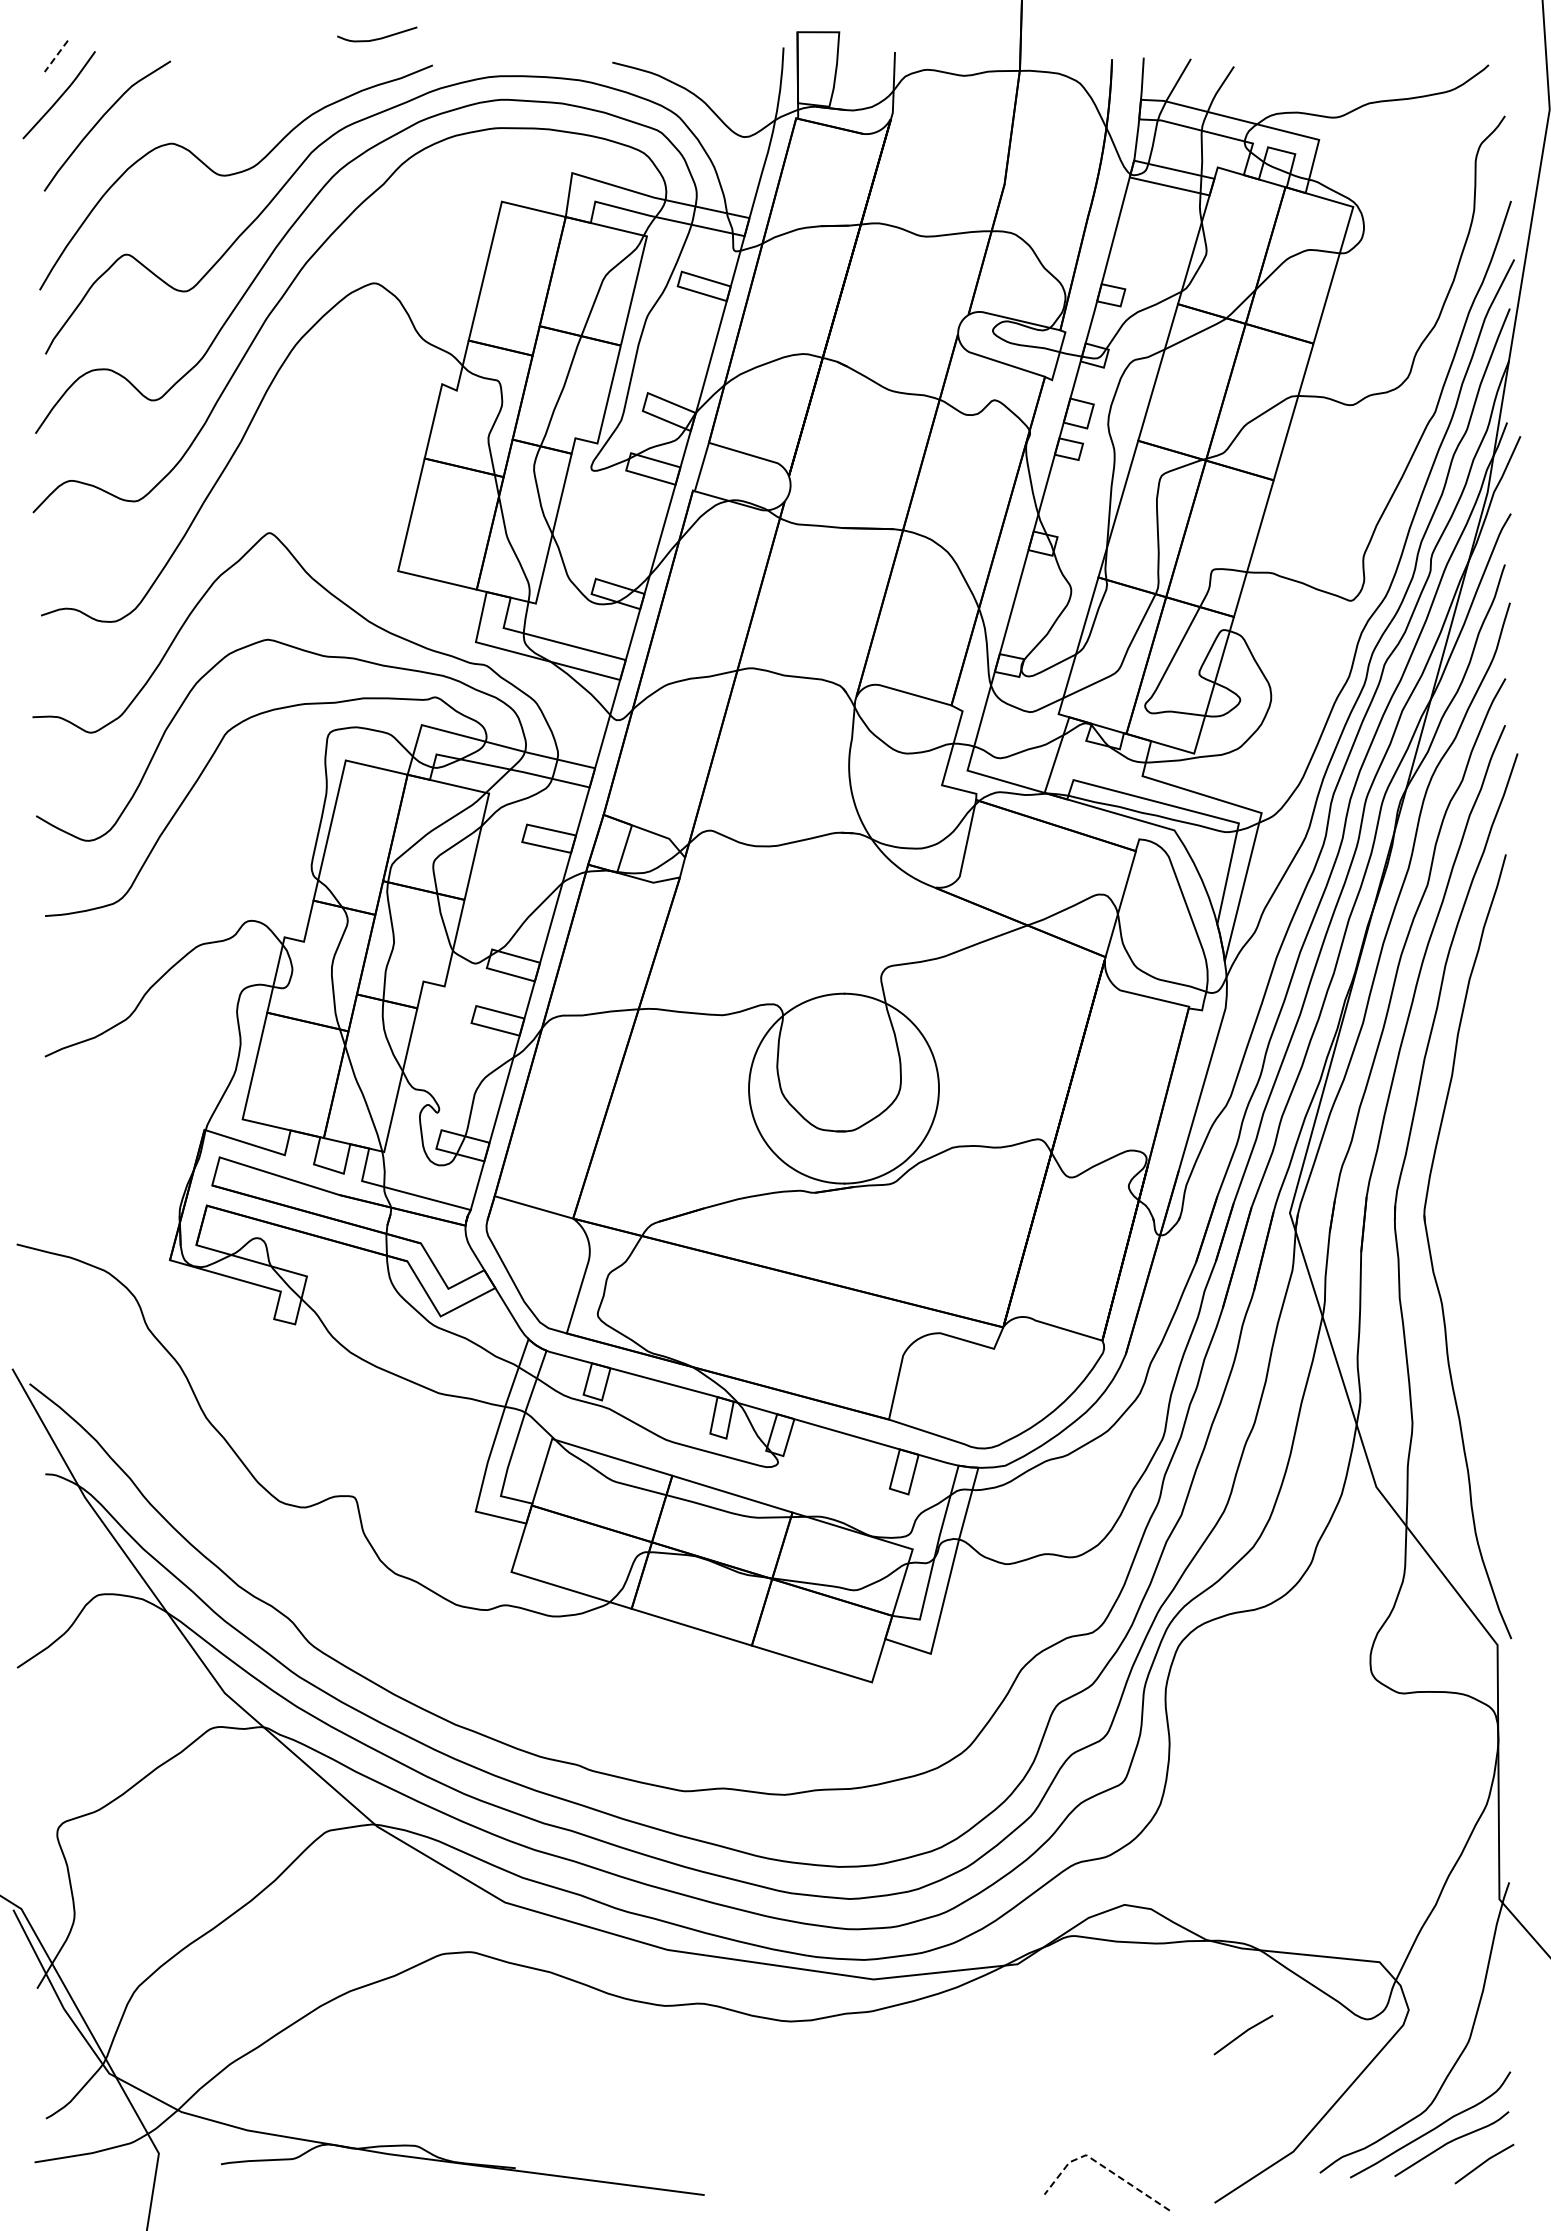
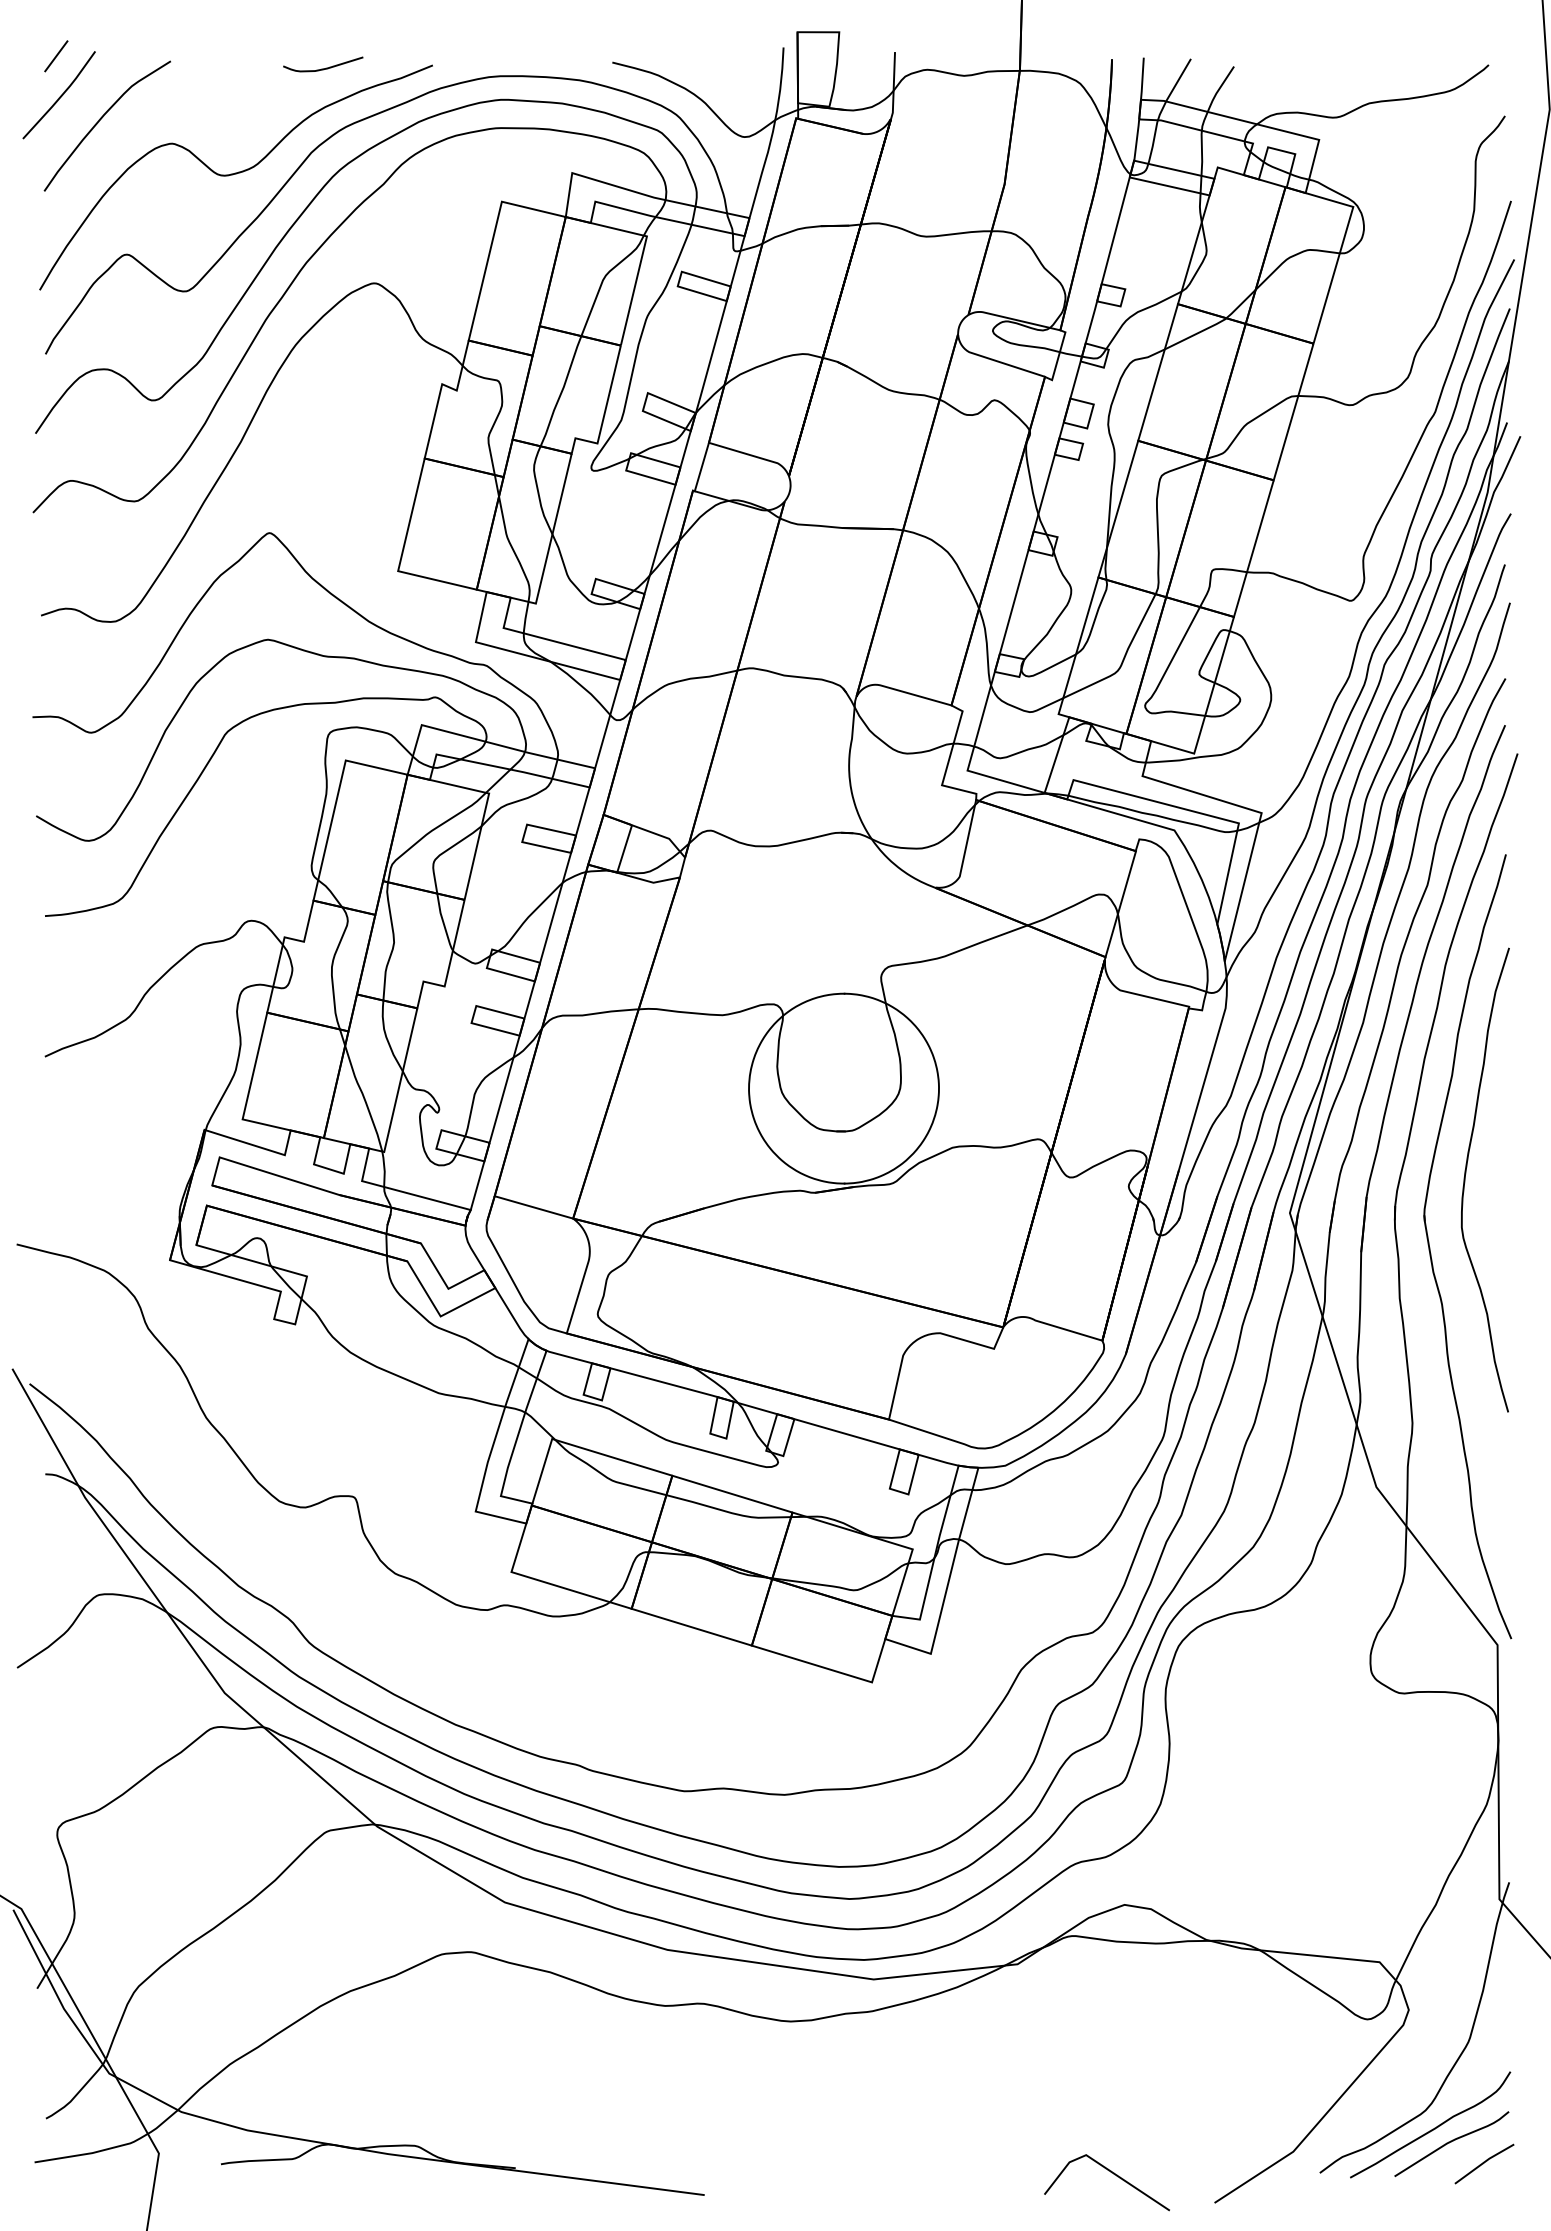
curve position: (377, 38) -> (323, 68) (323, 68)
line: dashed -> solid (56, 56)
curve: none -> present (1466, 1173)
line: present -> none (1243, 2034)
line: dashed -> solid (1101, 2165)
